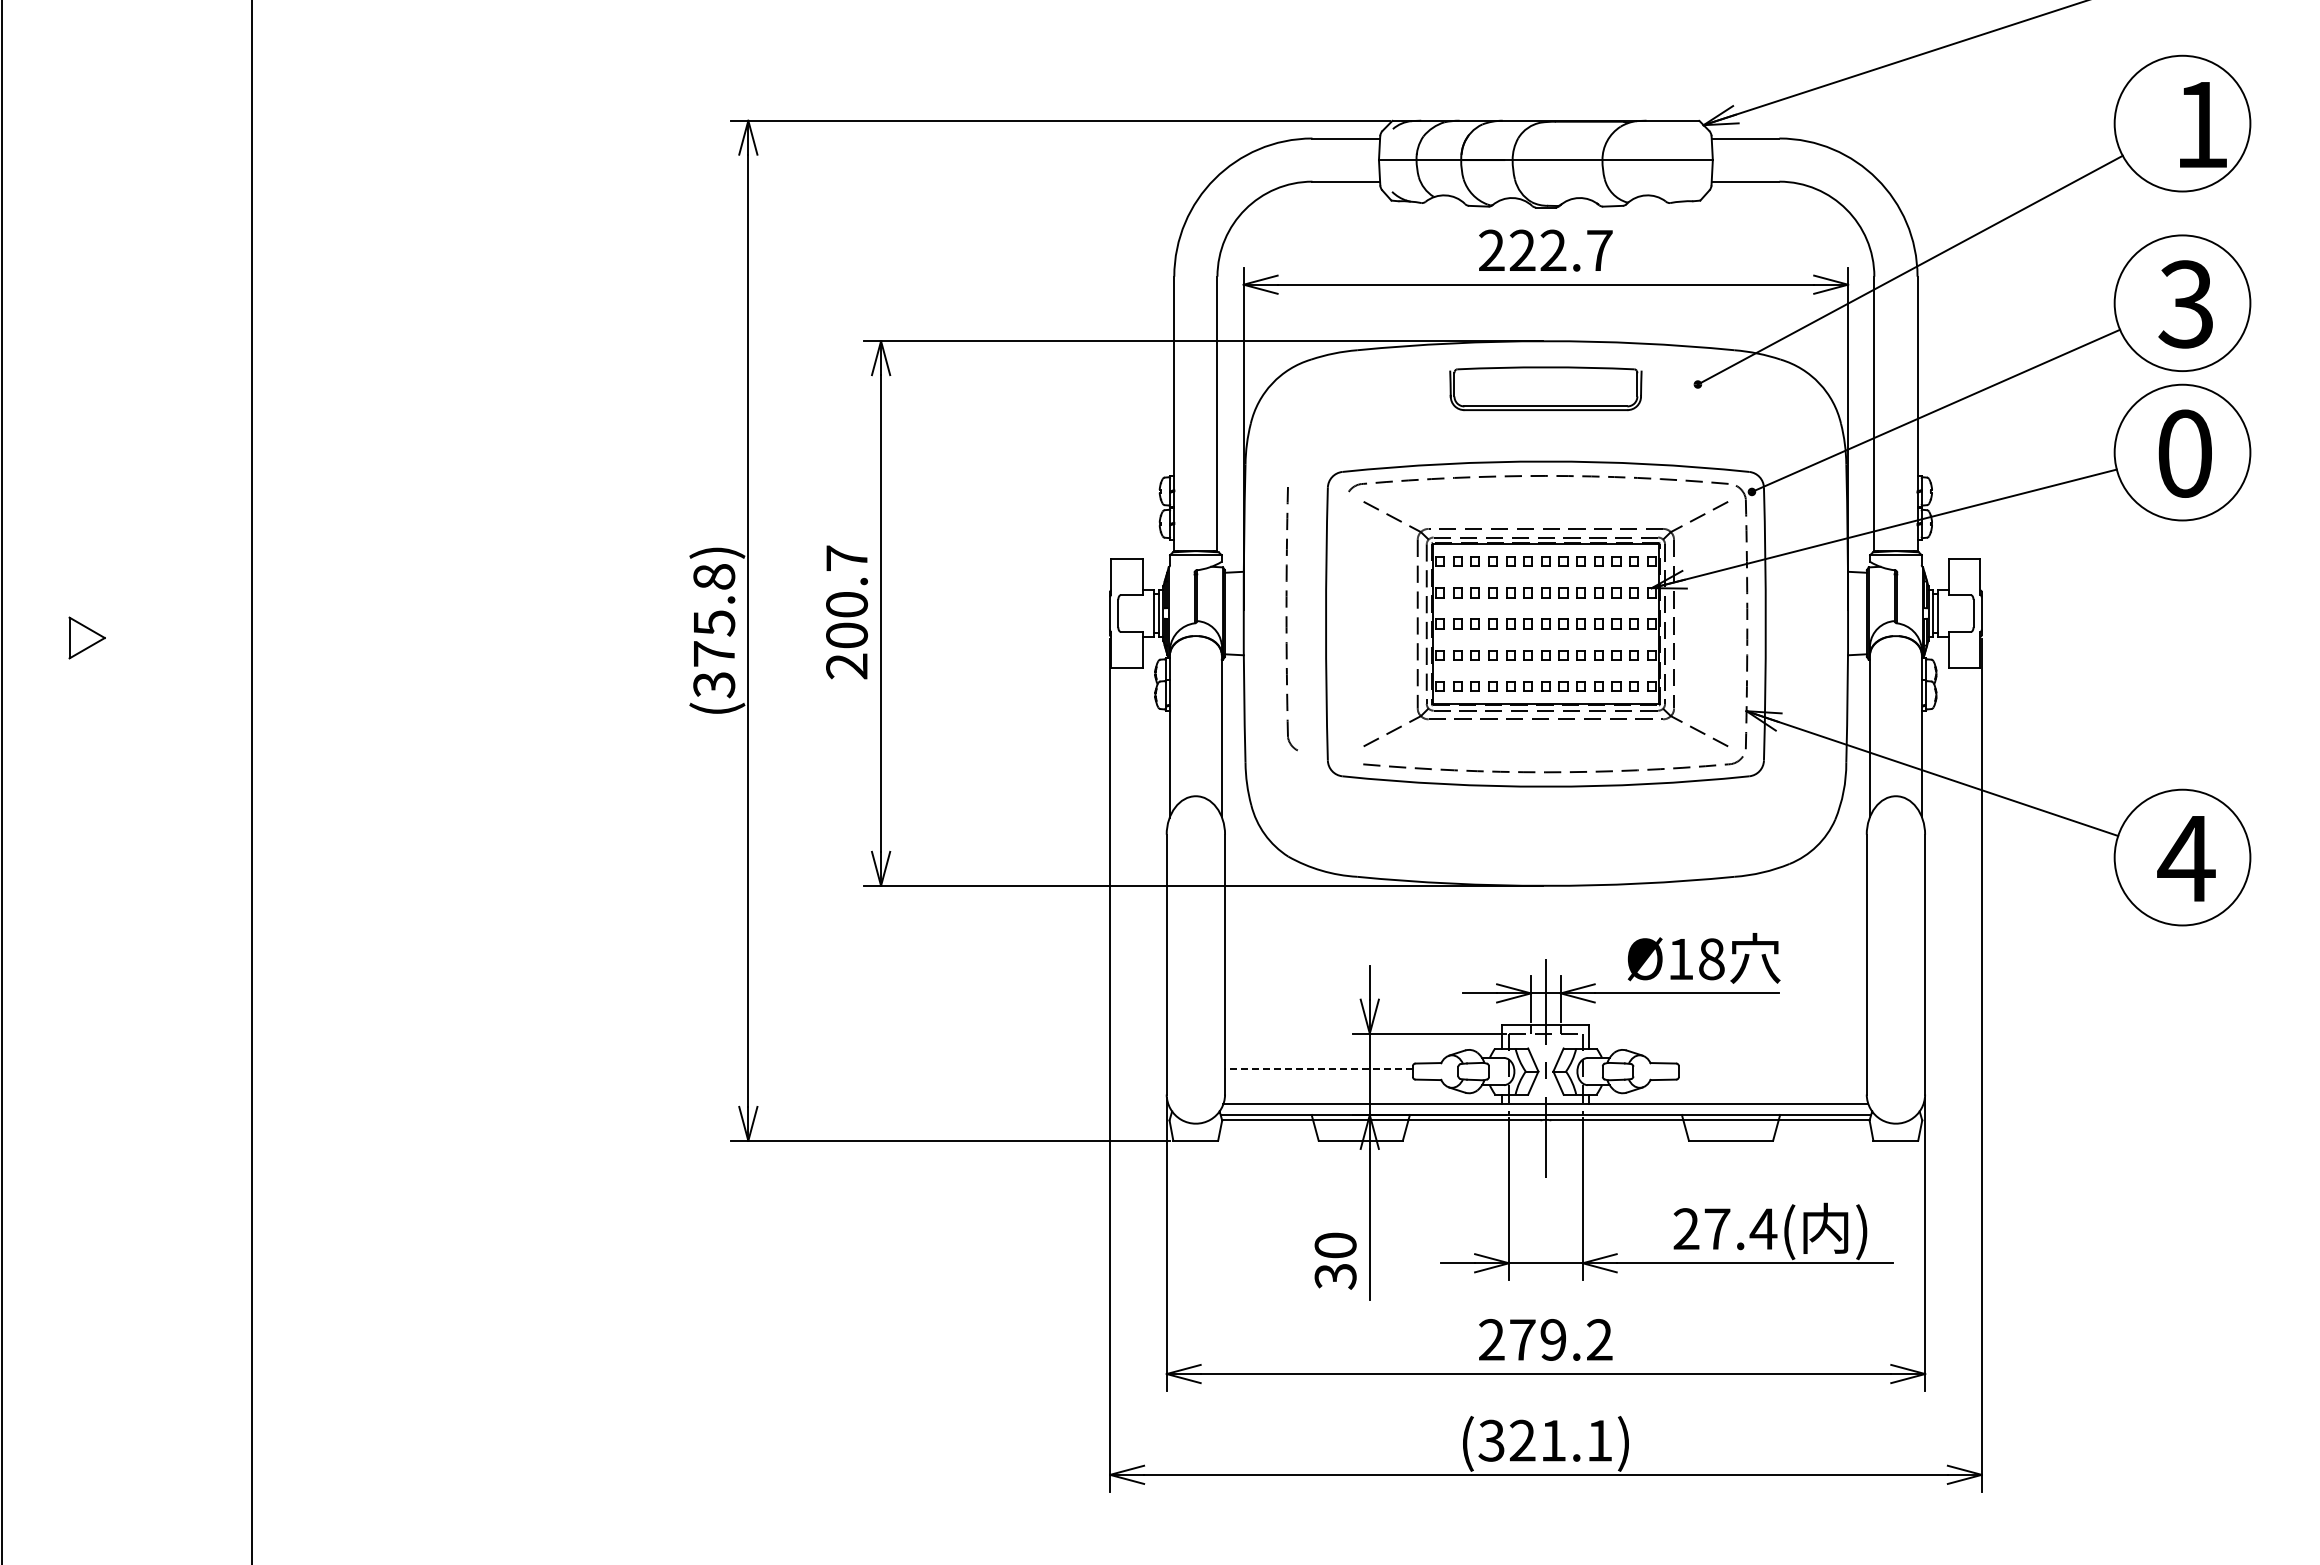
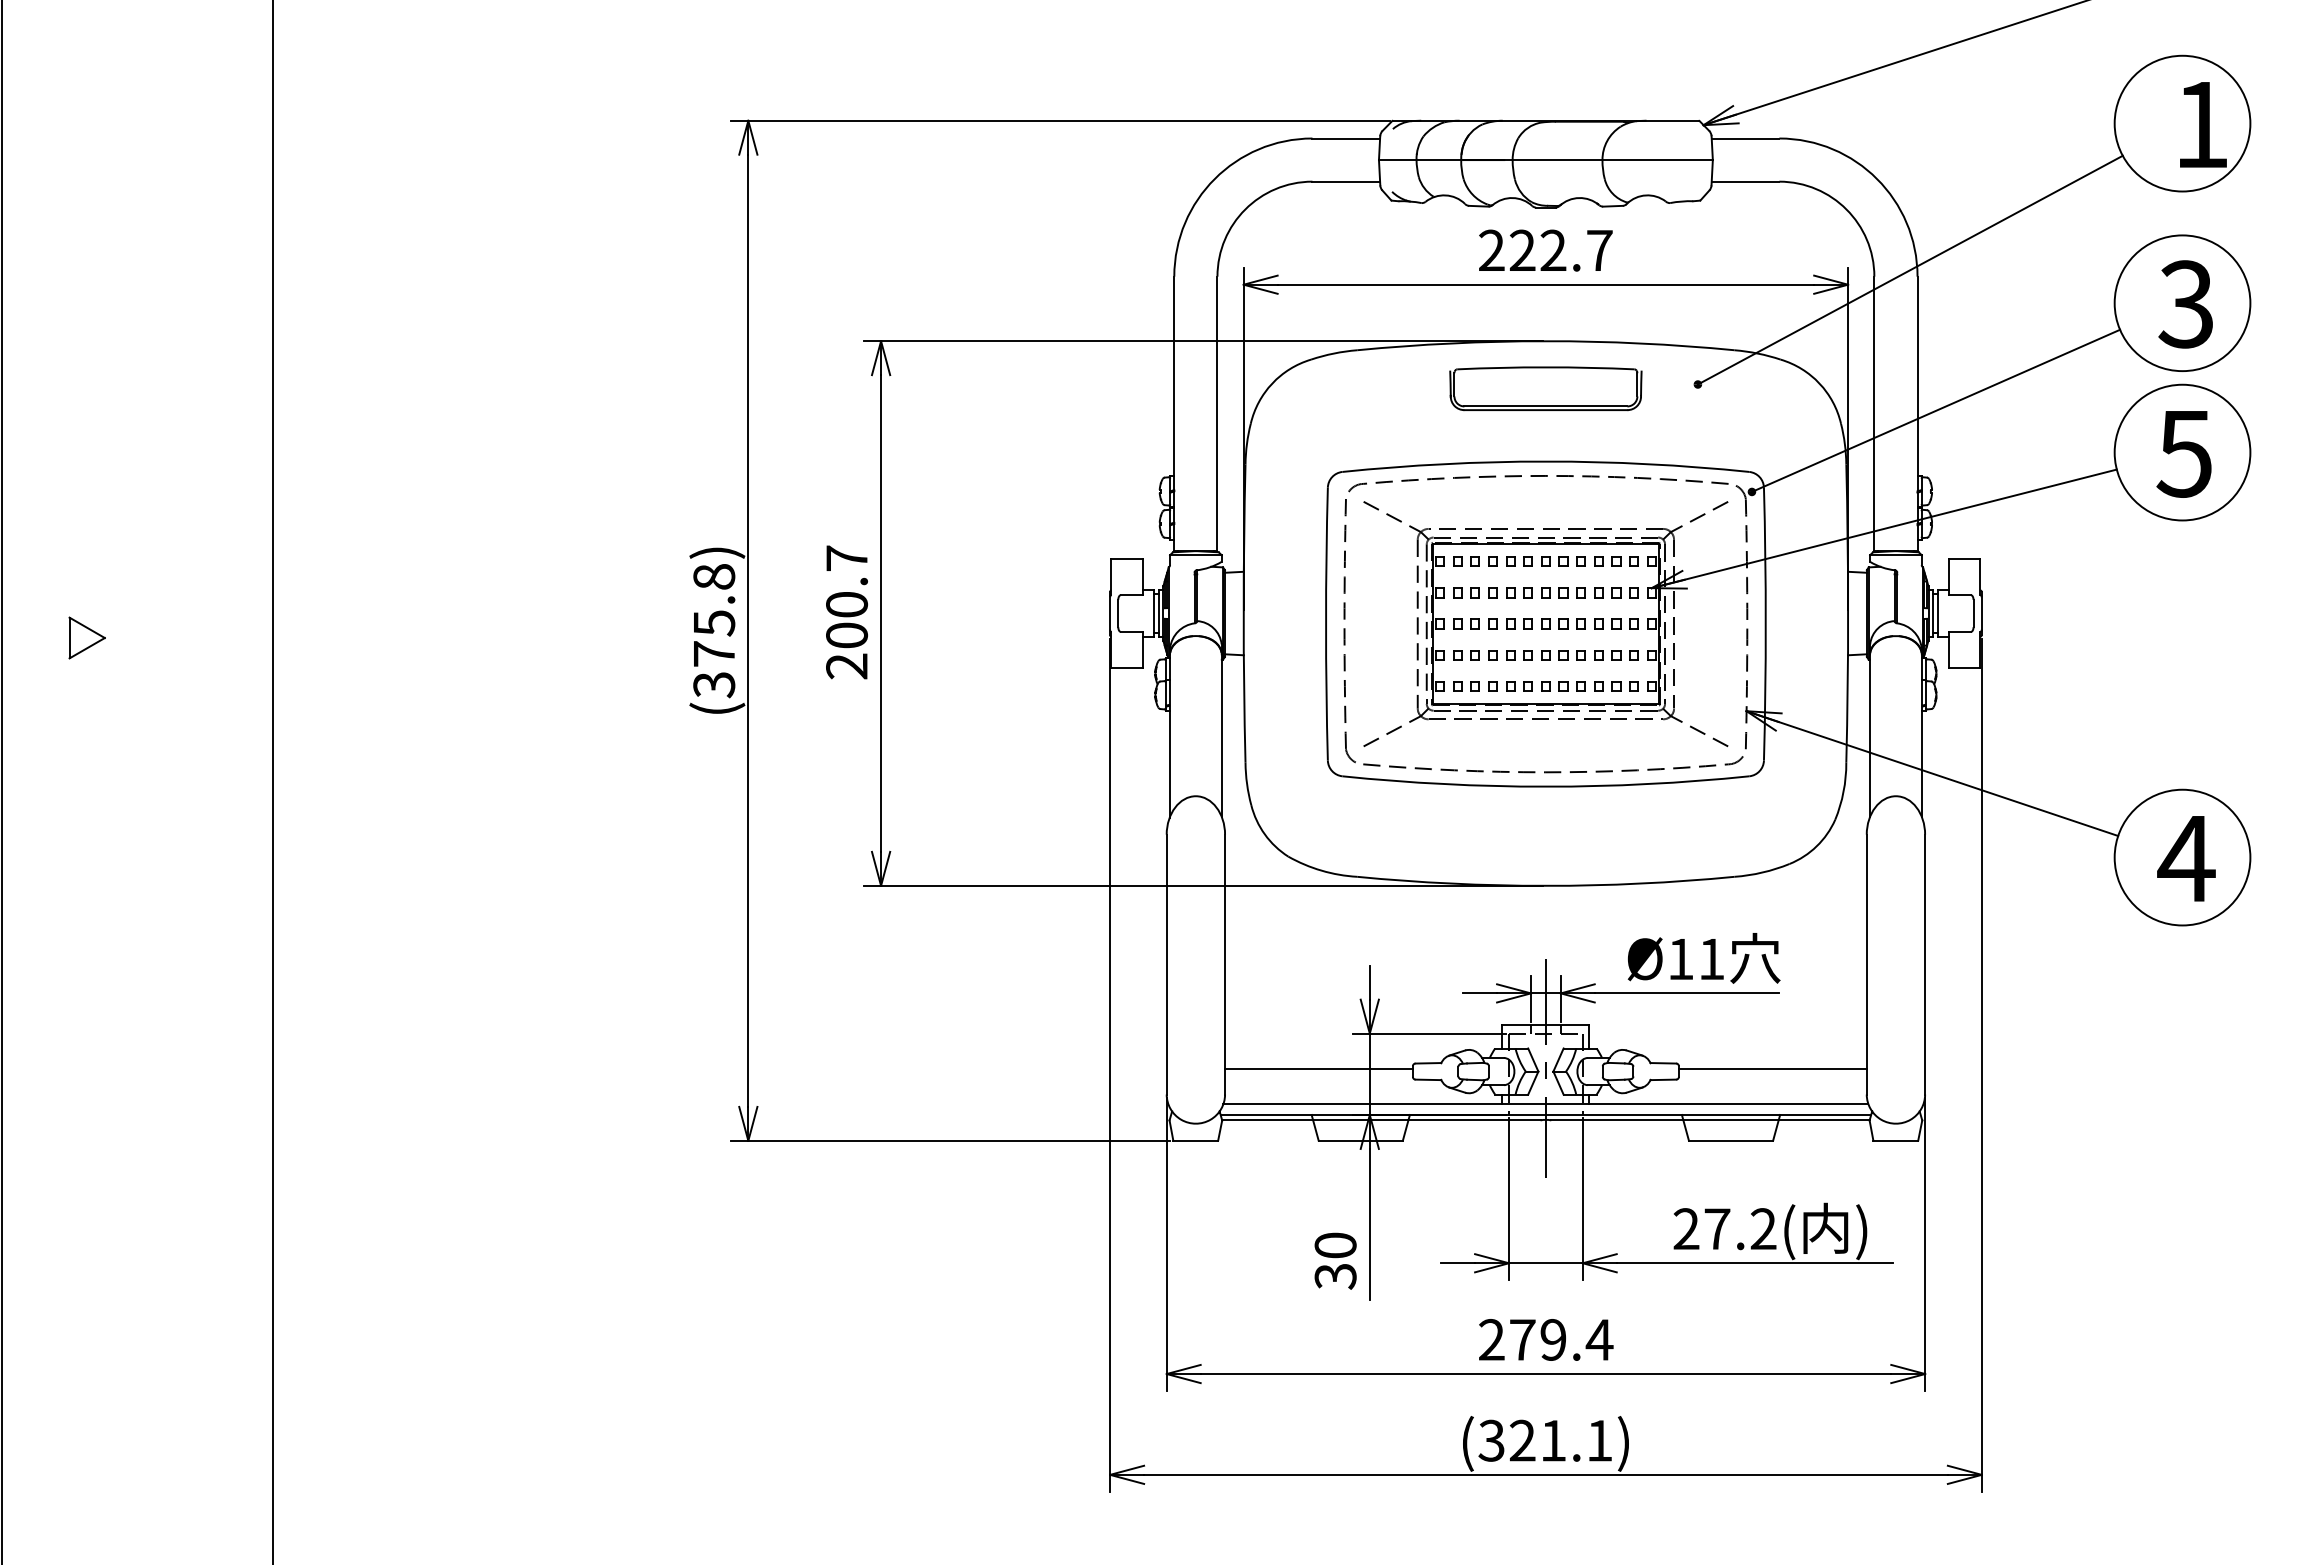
text: 0 -> 5 (2183, 453)
part position: (1291, 619) -> (1349, 631) (1349, 631)
line position: (252, 781) -> (273, 781) (273, 781)
text: Ø18 -> Ø11 (1711, 959)
line: dashed -> solid (1319, 1068)
line: none -> present (1772, 1068)
text: 27.4( -> 27.2( (1763, 1228)
text: 279.2 -> 279.4 (1599, 1339)
